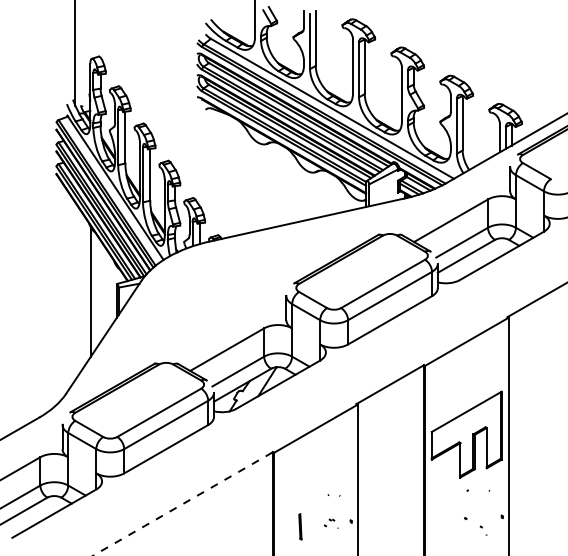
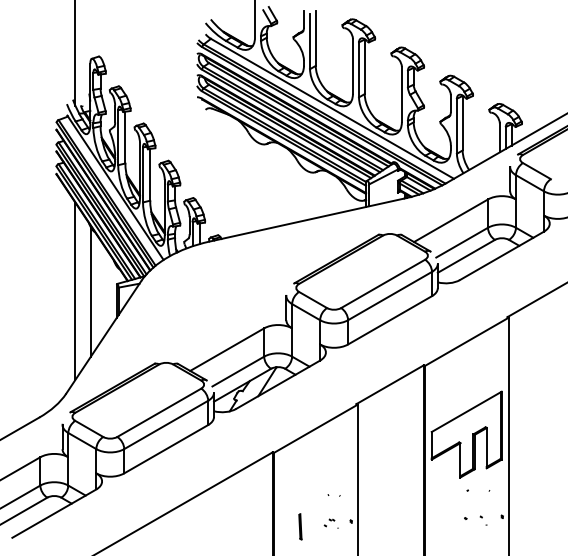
line: none -> present (75, 291)
line: dashed -> solid (182, 504)
part position: (483, 530) -> (483, 520) (483, 520)
